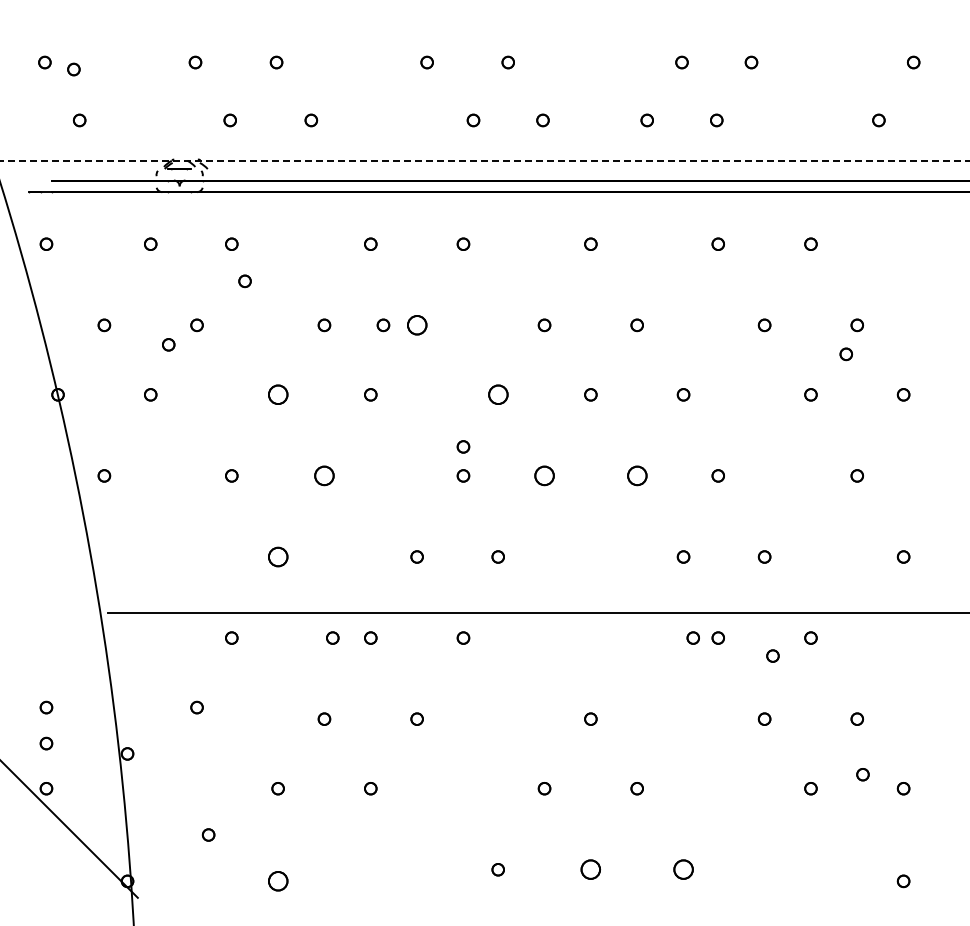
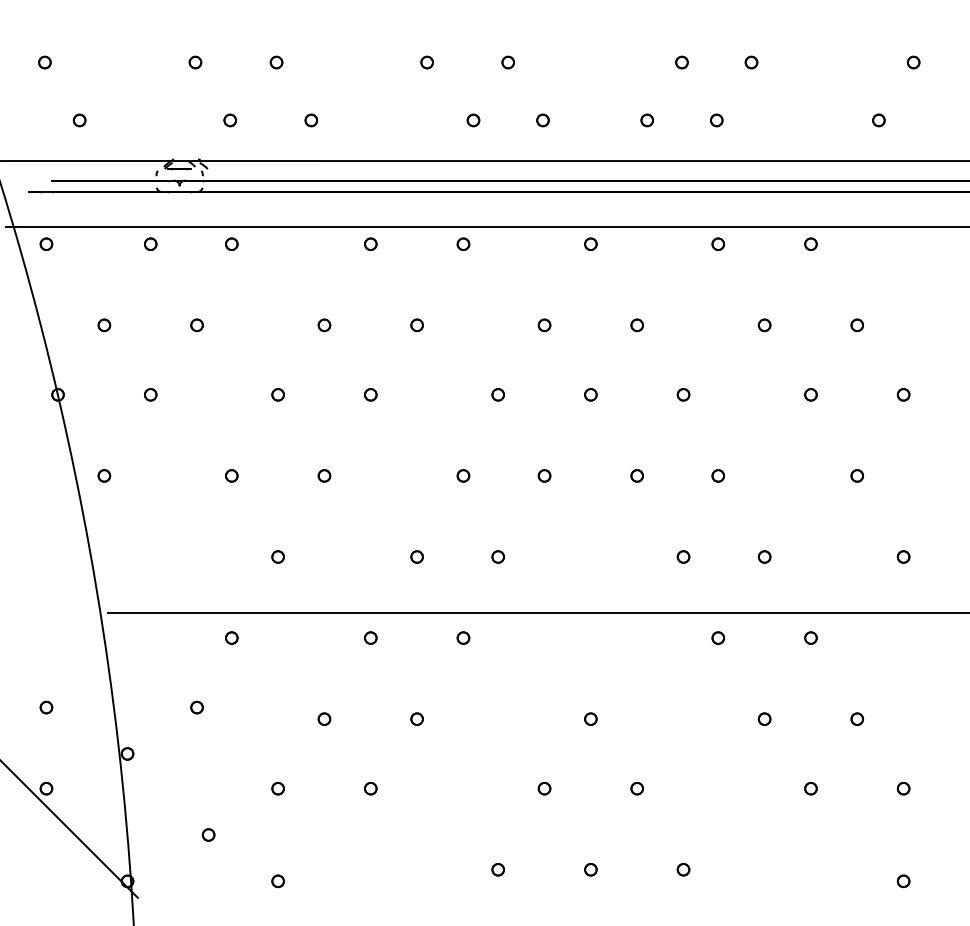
part: present -> none (73, 69)
line: dashed -> solid (485, 161)
line: none -> present (485, 226)
part: present -> none (244, 281)
part: present -> none (383, 325)
part size: 21x21 px -> 14x15 px (416, 325)
part: present -> none (168, 344)
part: present -> none (846, 354)
part size: 21x21 px -> 14x14 px (277, 394)
part size: 21x21 px -> 14x14 px (497, 394)
part: present -> none (463, 446)
part size: 21x22 px -> 15x14 px (324, 475)
part size: 21x22 px -> 15x14 px (544, 475)
part size: 21x22 px -> 14x14 px (636, 475)
part size: 21x22 px -> 14x14 px (277, 556)
part: present -> none (332, 637)
part: present -> none (692, 637)
part: present -> none (772, 655)
part: present -> none (46, 743)
part: present -> none (862, 774)
part size: 21x21 px -> 14x14 px (590, 869)
part size: 21x21 px -> 15x14 px (683, 869)
part size: 21x21 px -> 14x15 px (277, 881)
